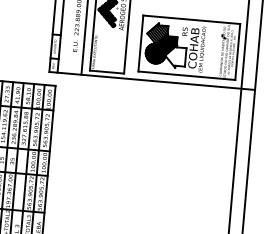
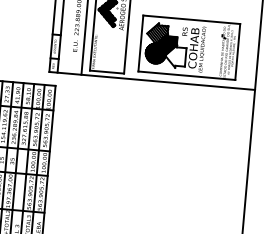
line: present -> none (238, 116)
